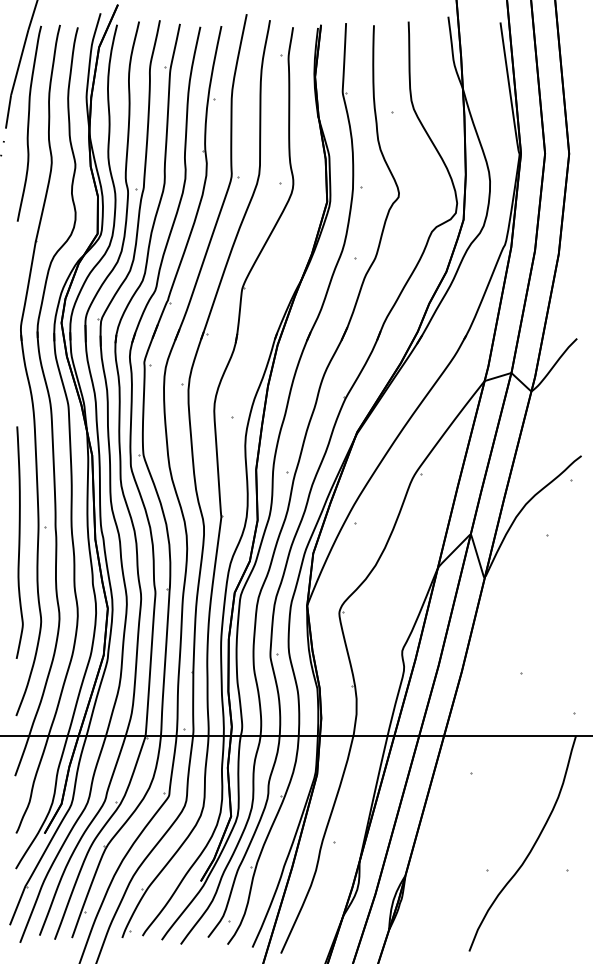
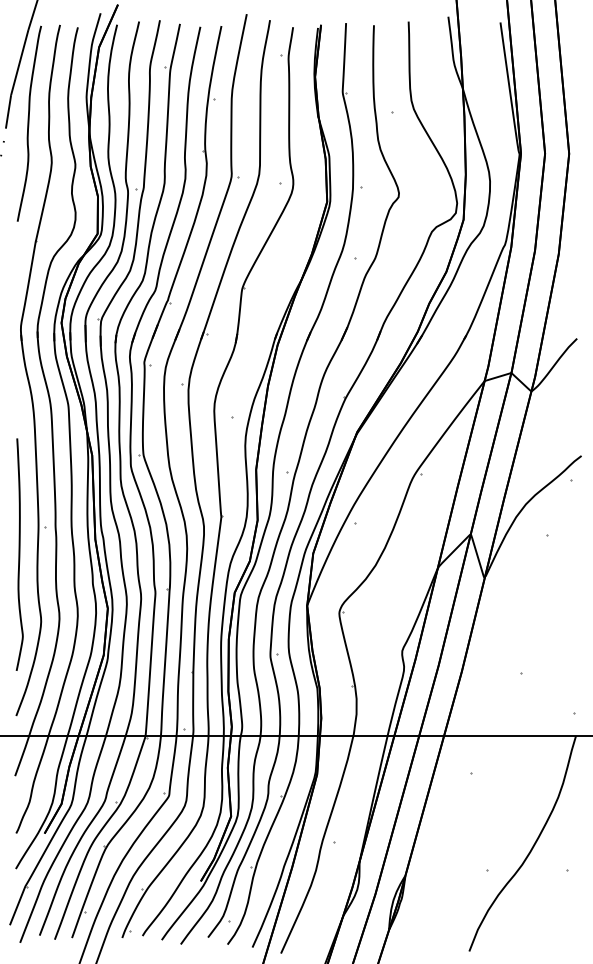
curve position: (19, 542) -> (19, 554) (19, 554)
